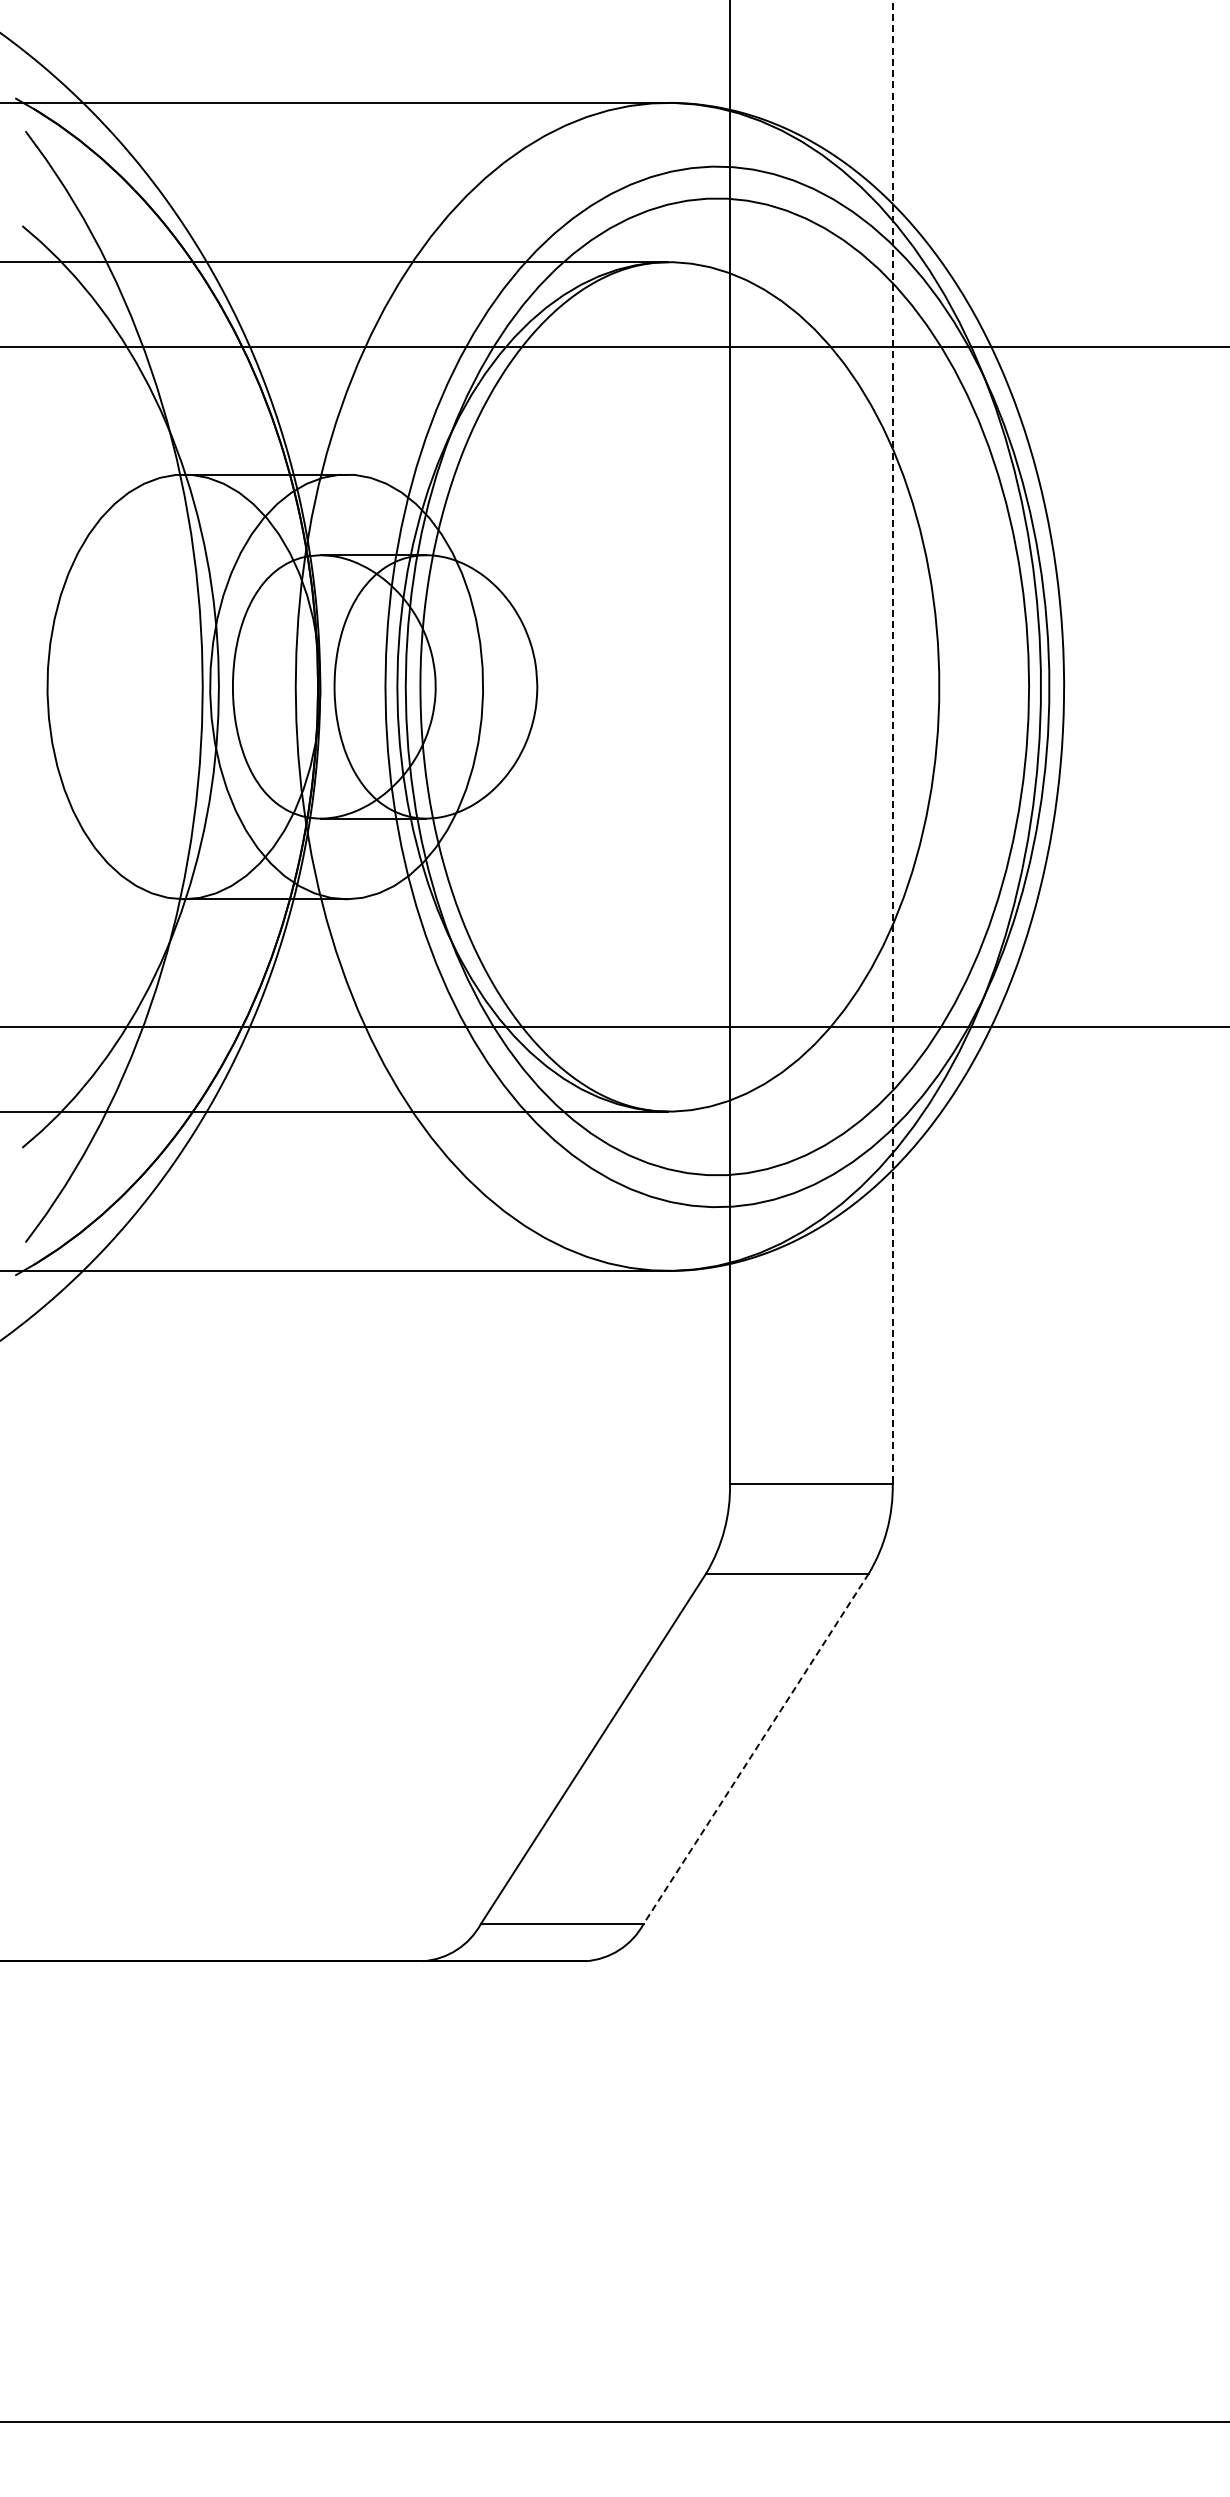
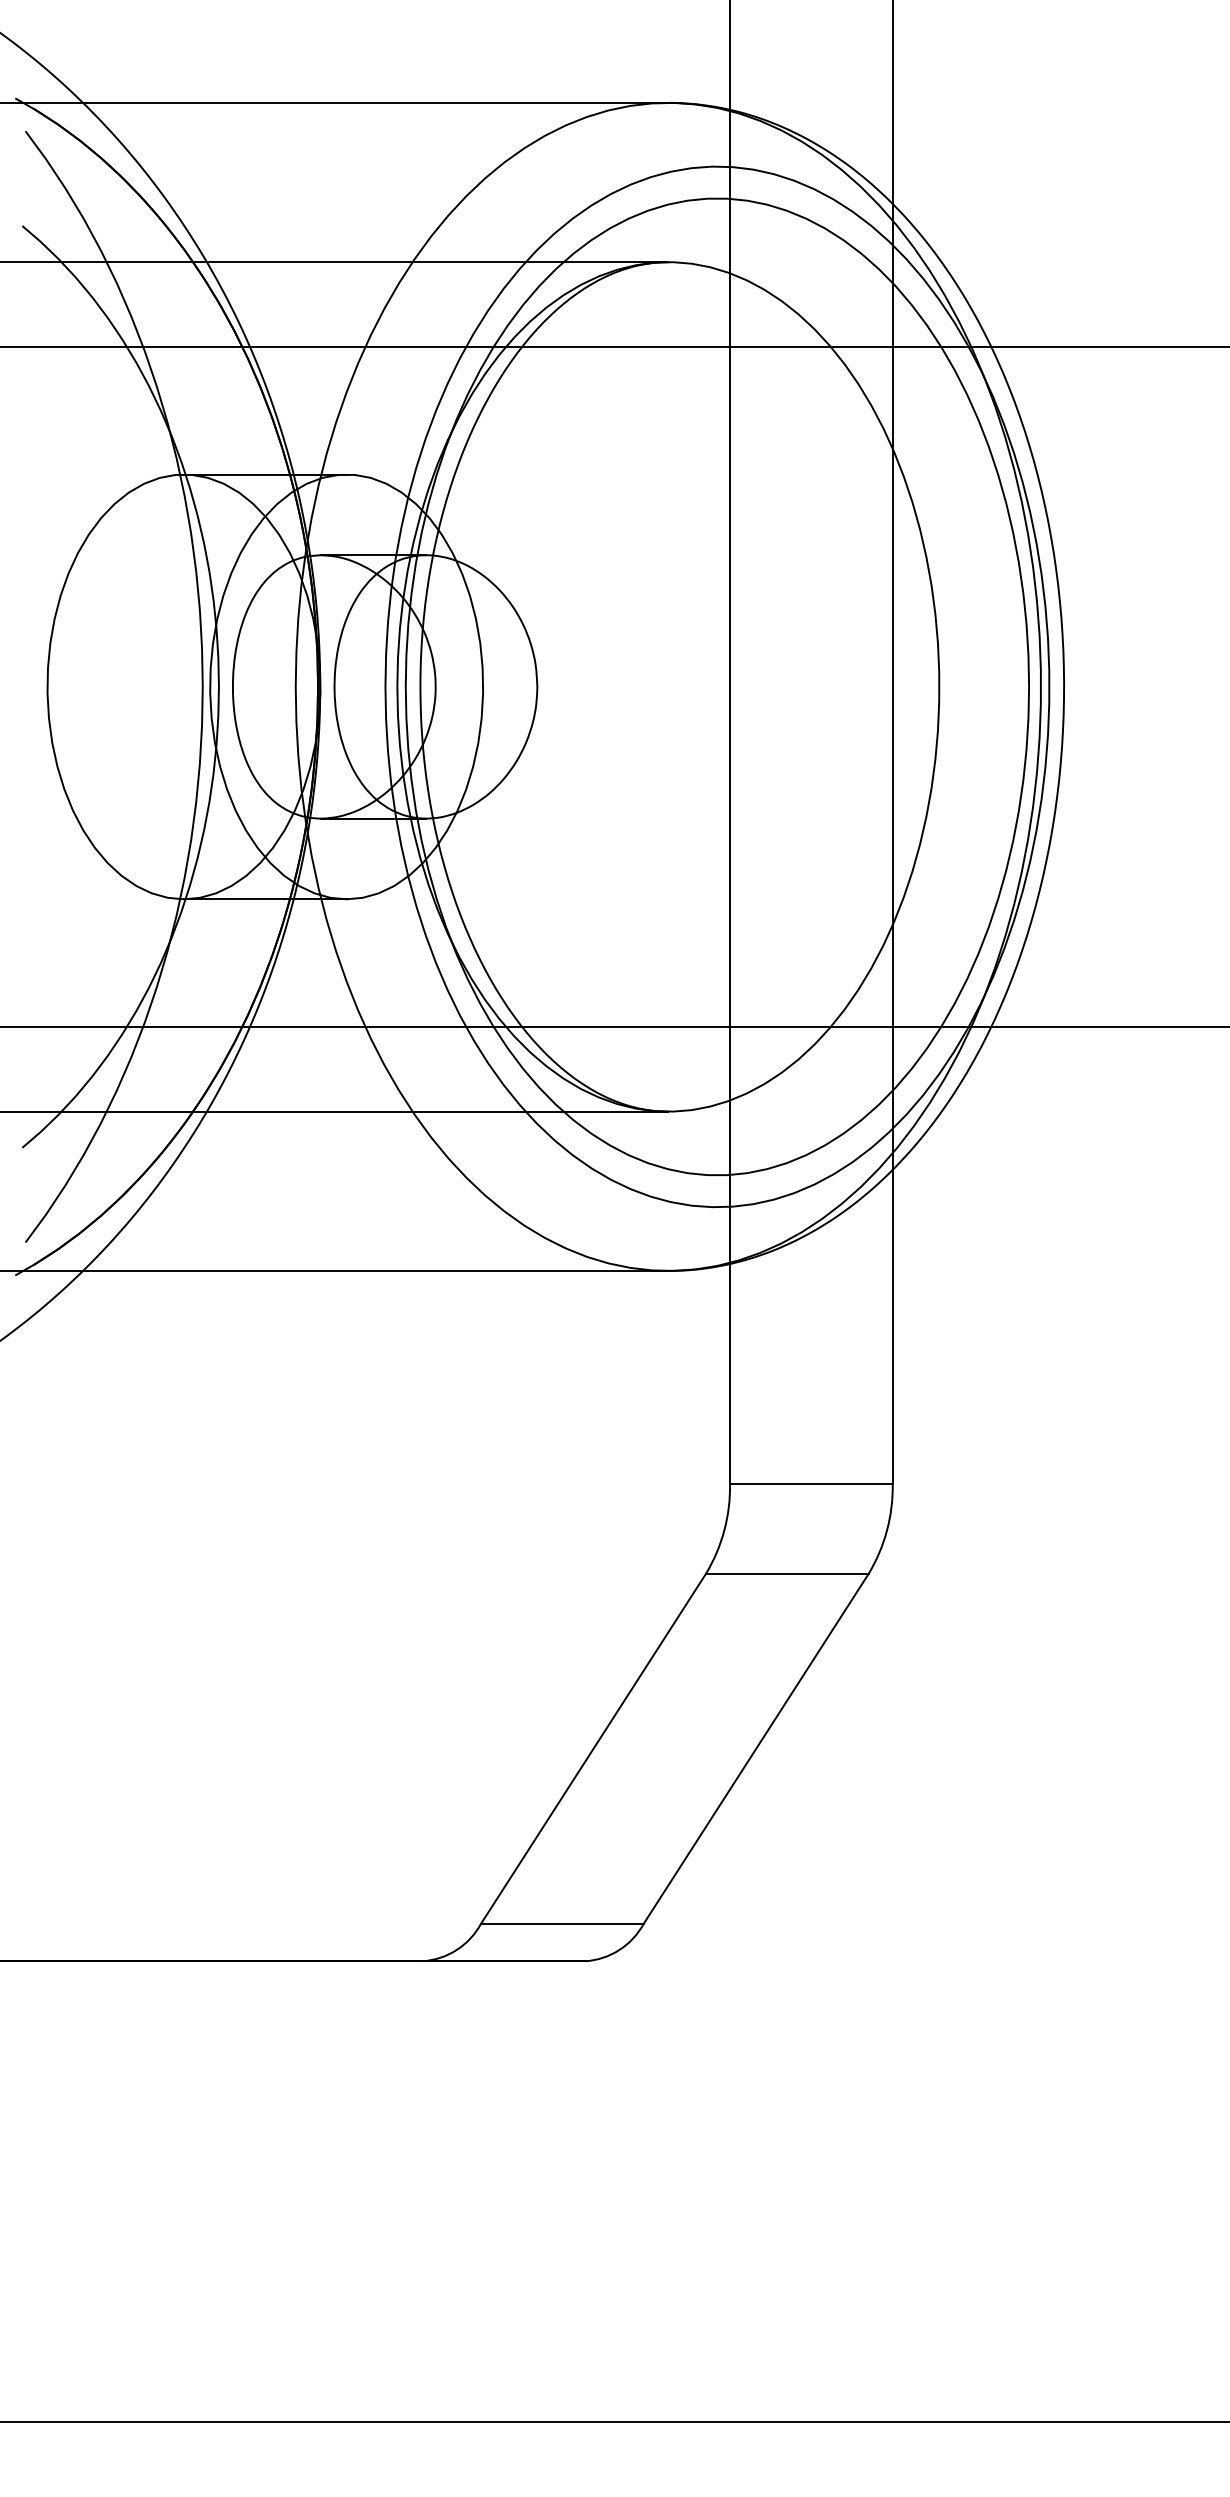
line: dashed -> solid (892, 741)
line: dashed -> solid (755, 1749)
